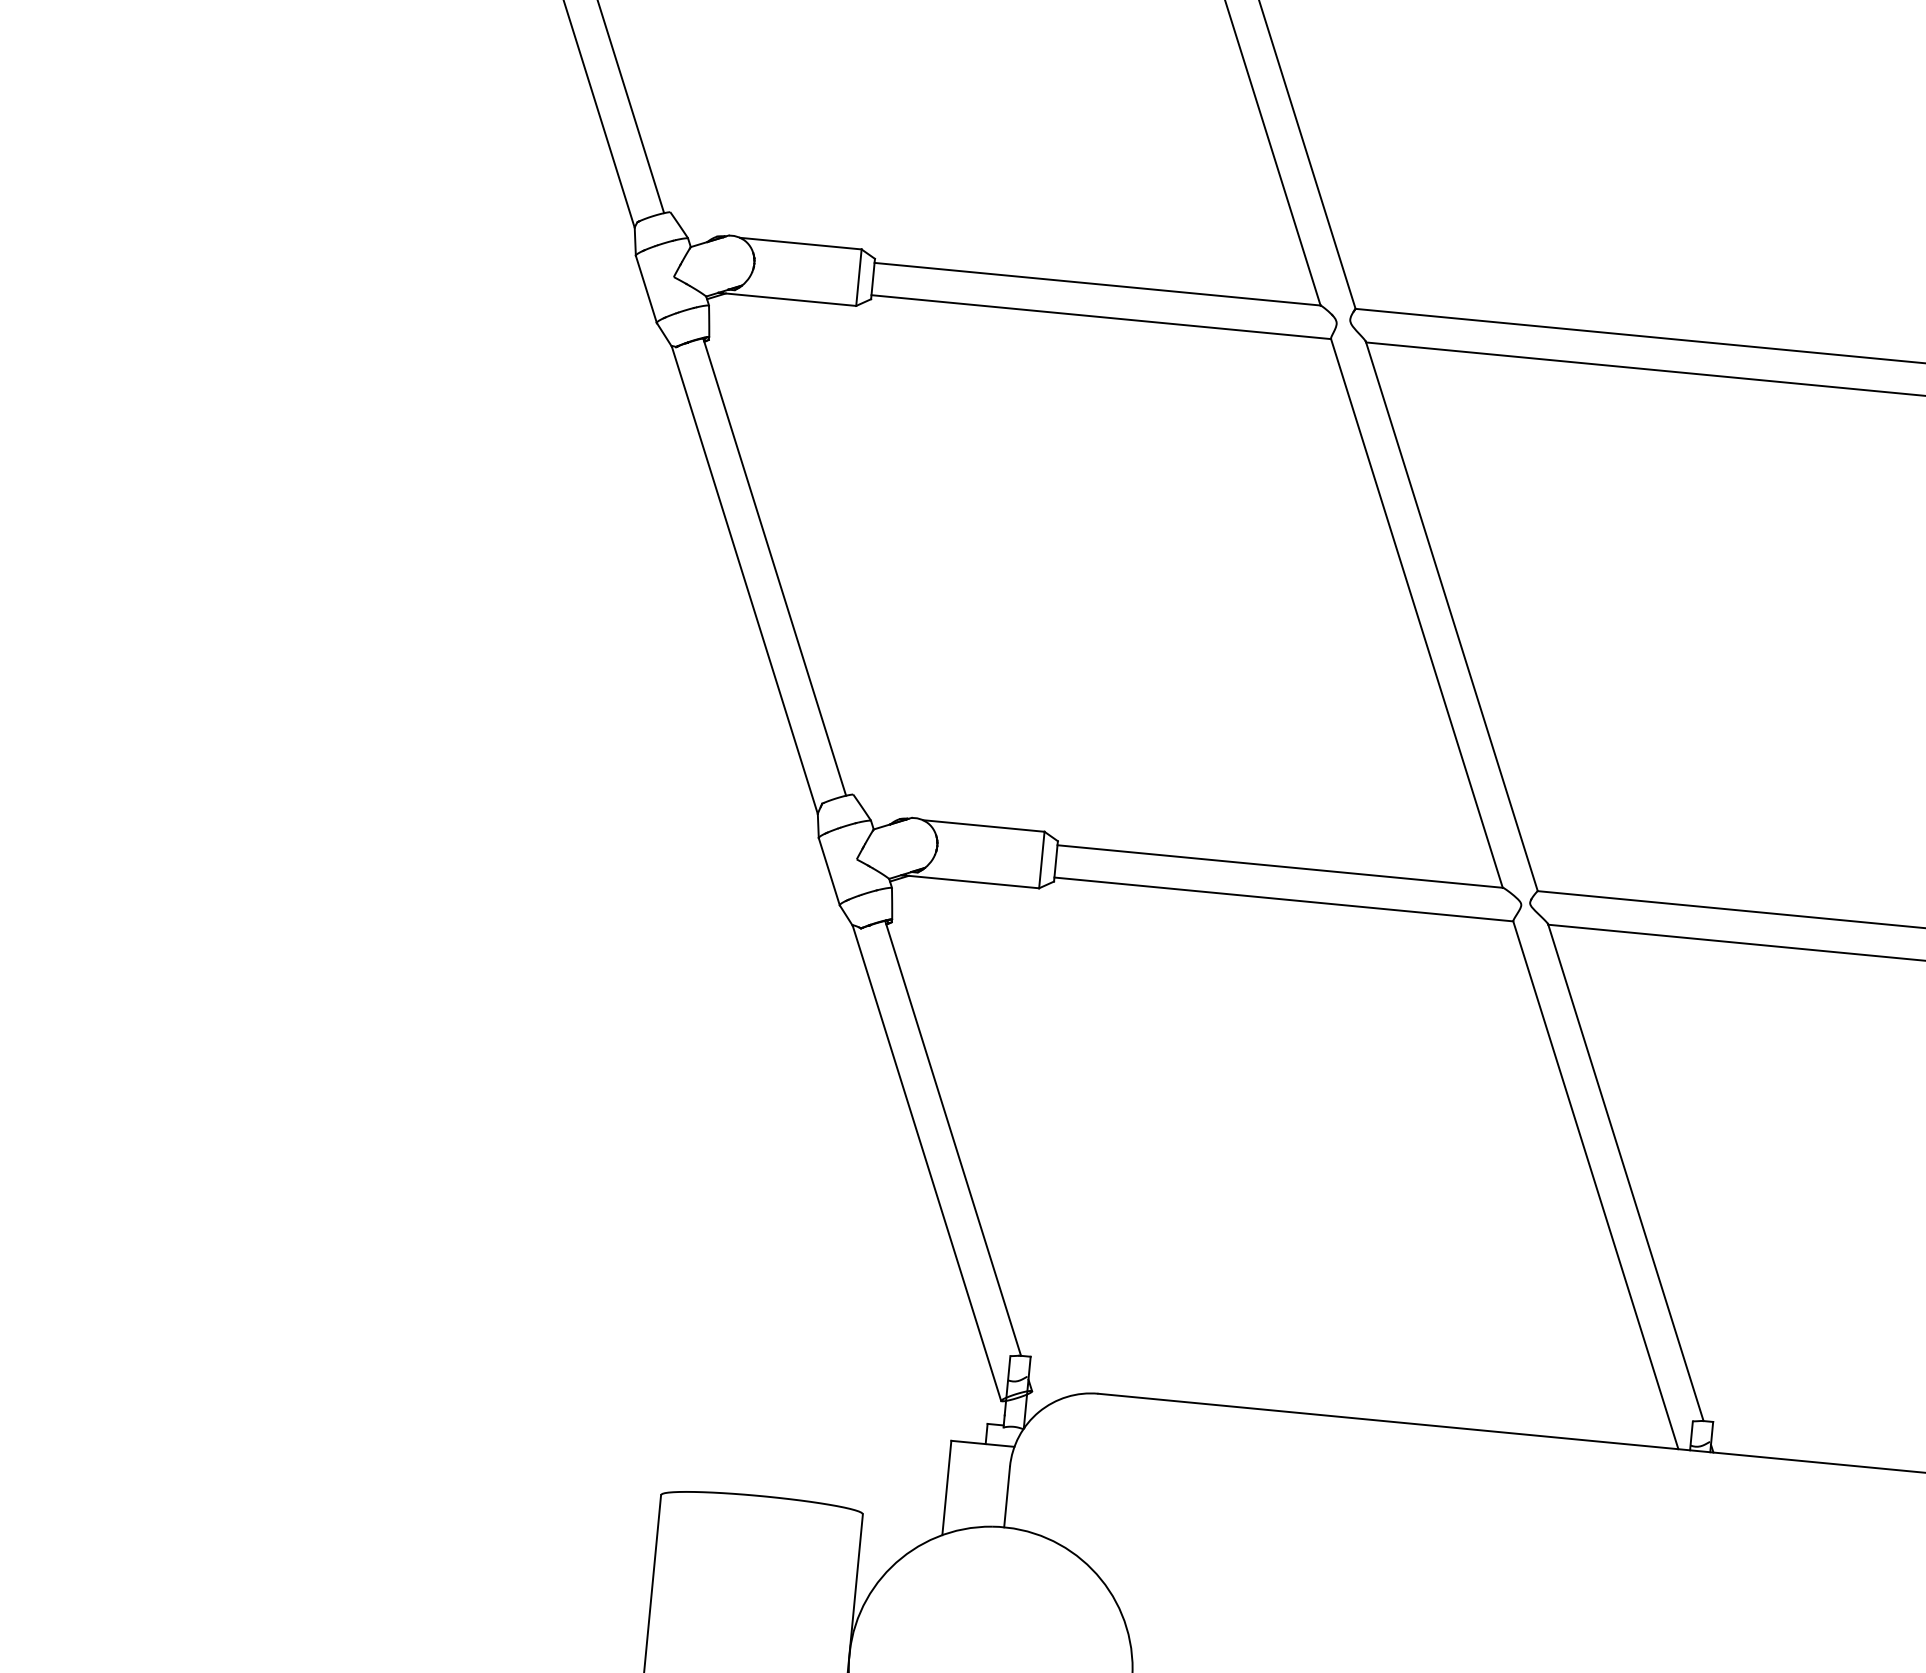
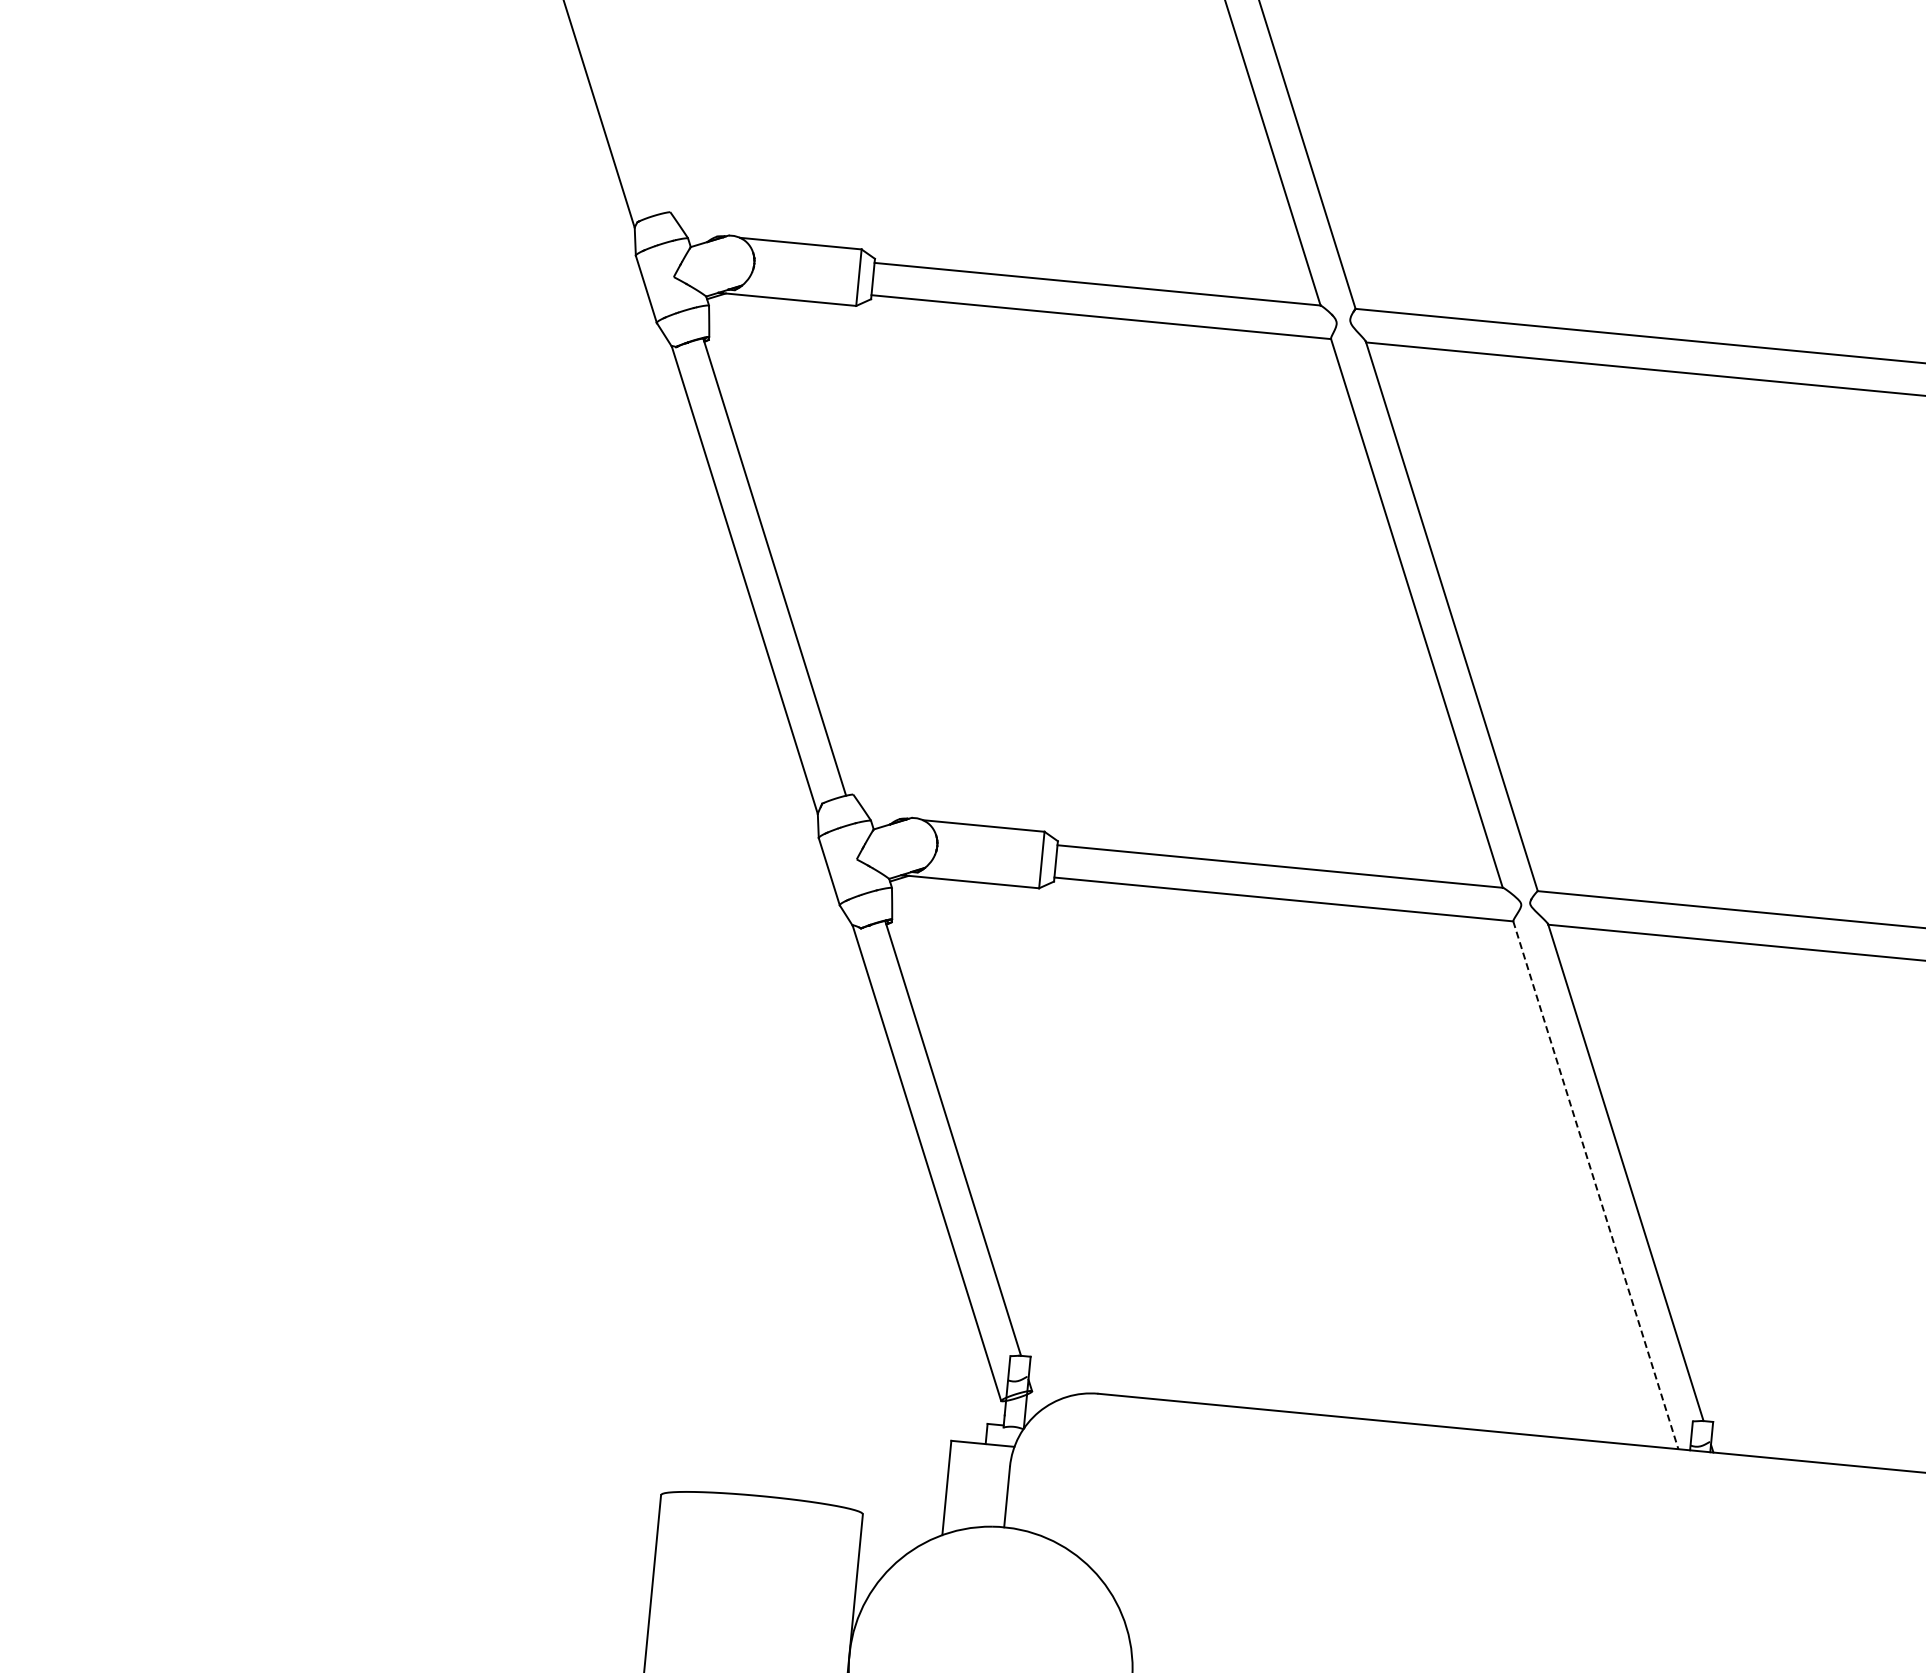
line: present -> none (631, 107)
line: solid -> dashed (1595, 1185)
